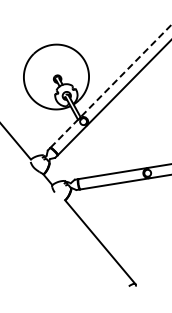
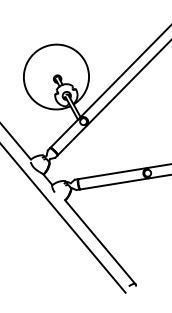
line: dashed -> solid (111, 85)
line: none -> present (63, 218)
